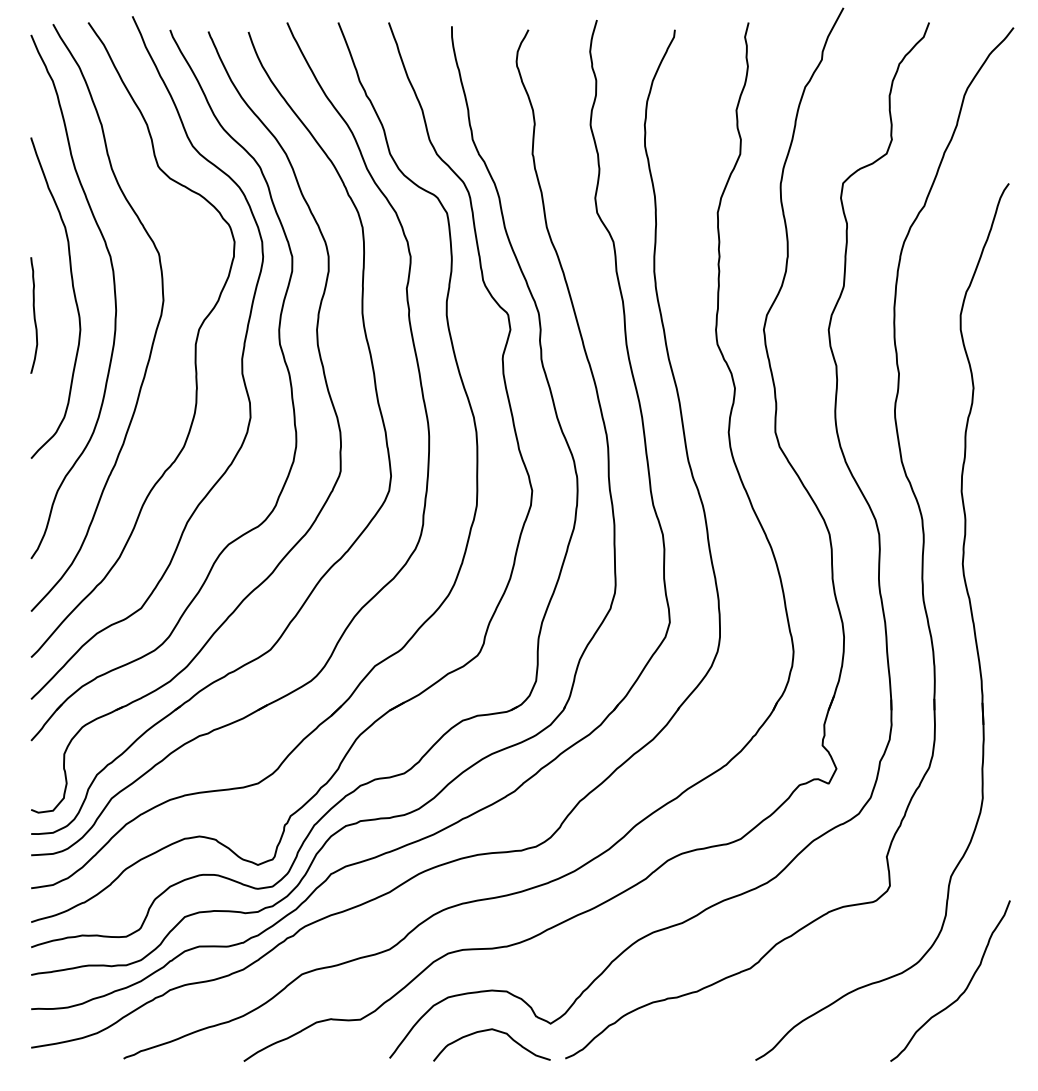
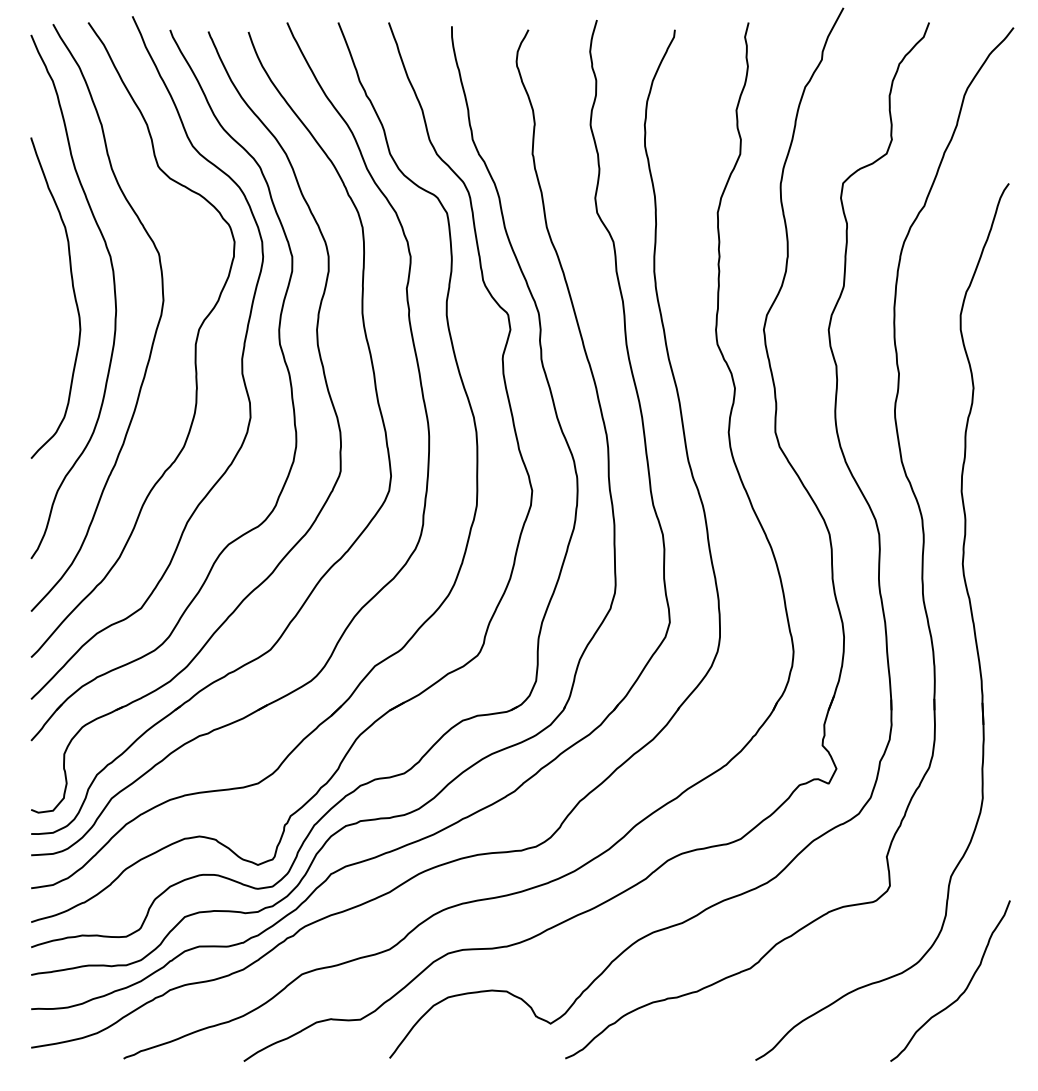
curve: present -> none (34, 315)
curve: present -> none (495, 1031)
